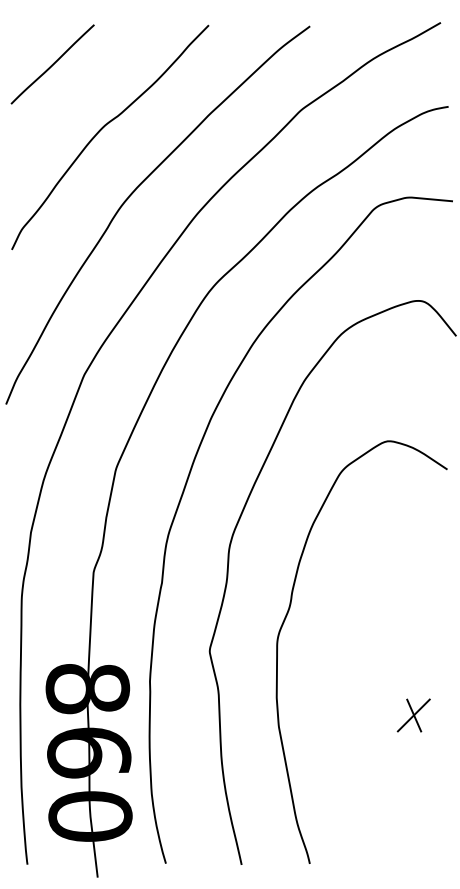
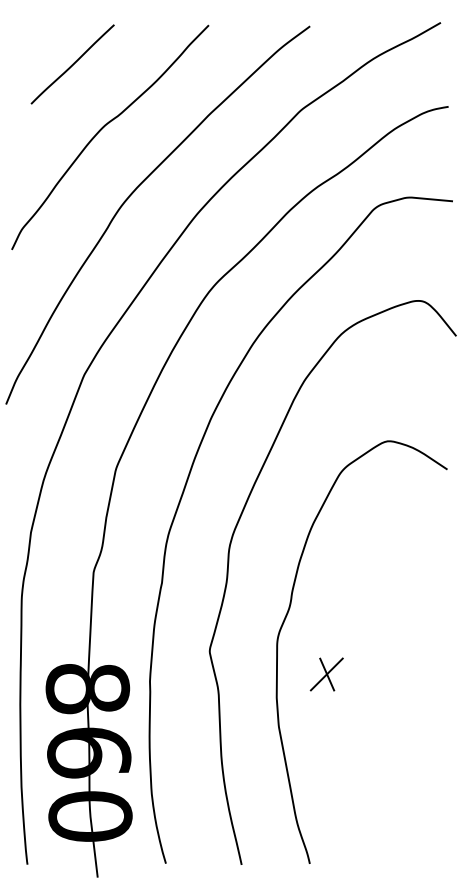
line position: (52, 64) -> (72, 64) (72, 64)
part position: (413, 715) -> (326, 674) (326, 674)
